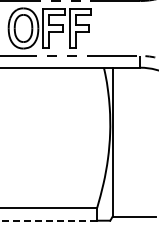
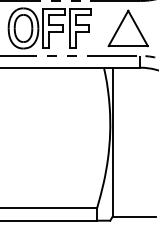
part: none -> present (127, 28)
line: dashed -> solid (48, 220)
